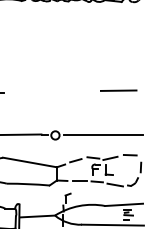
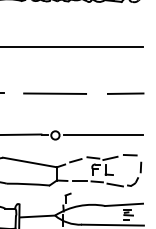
line: none -> present (72, 47)
line position: (118, 90) -> (125, 93) (125, 93)
line: none -> present (55, 93)
